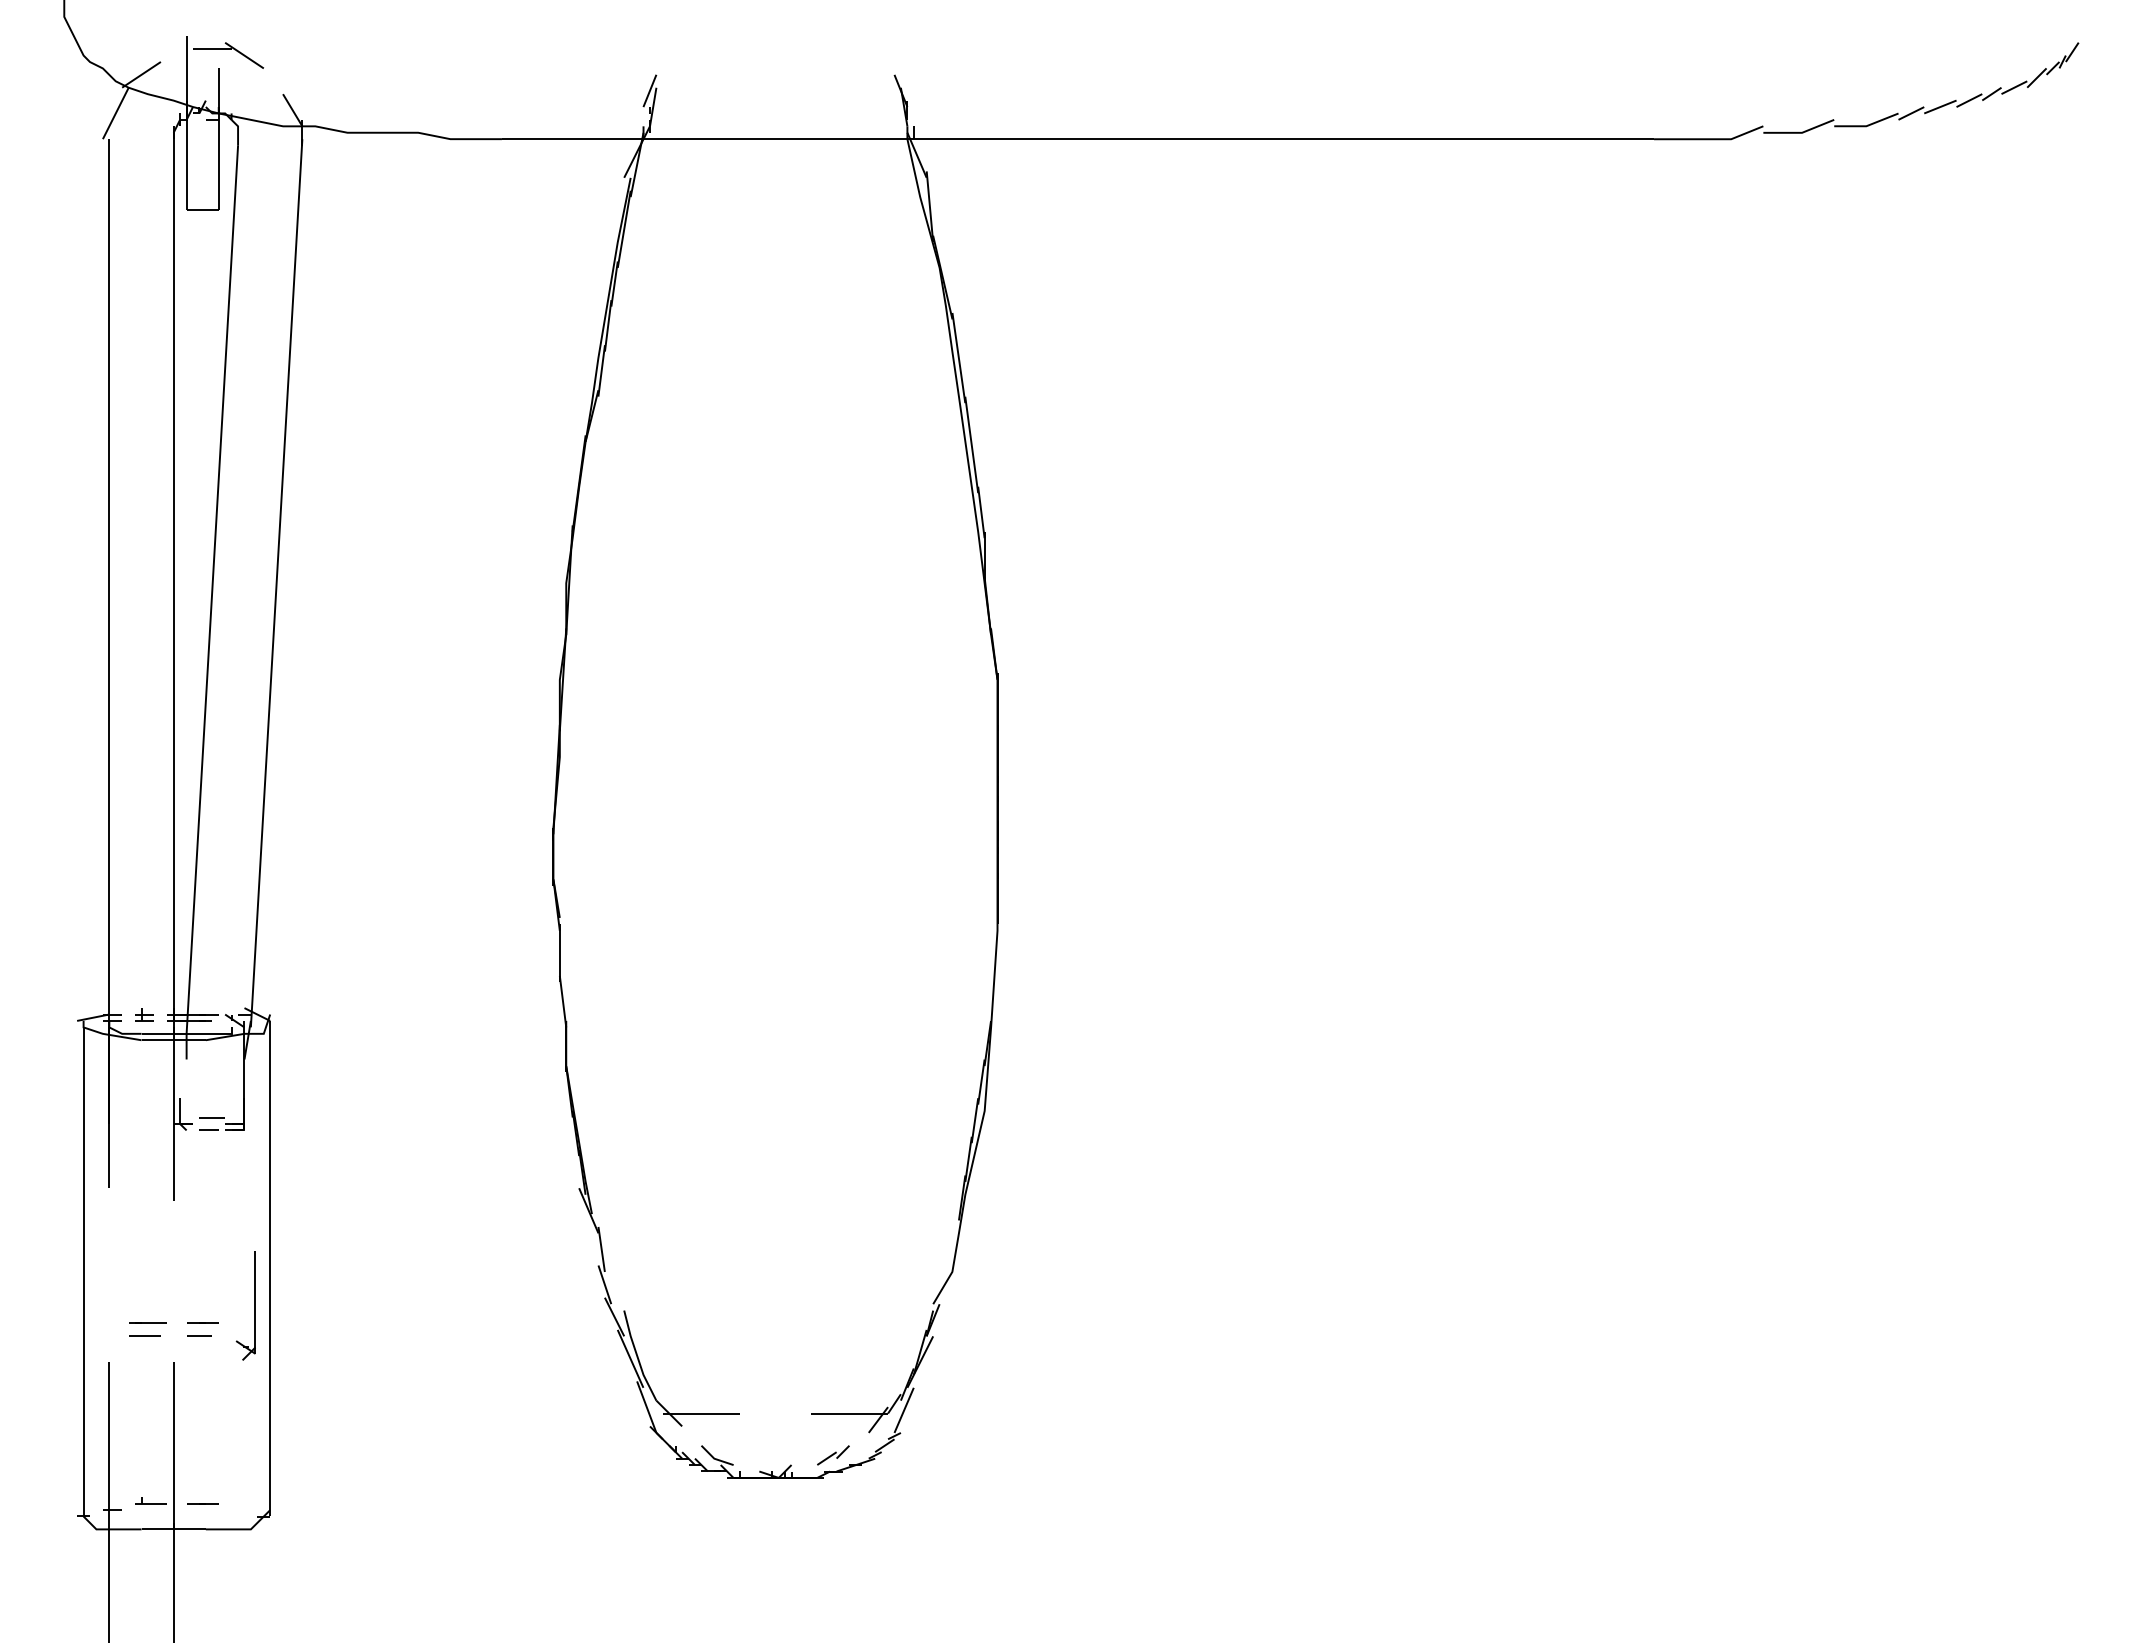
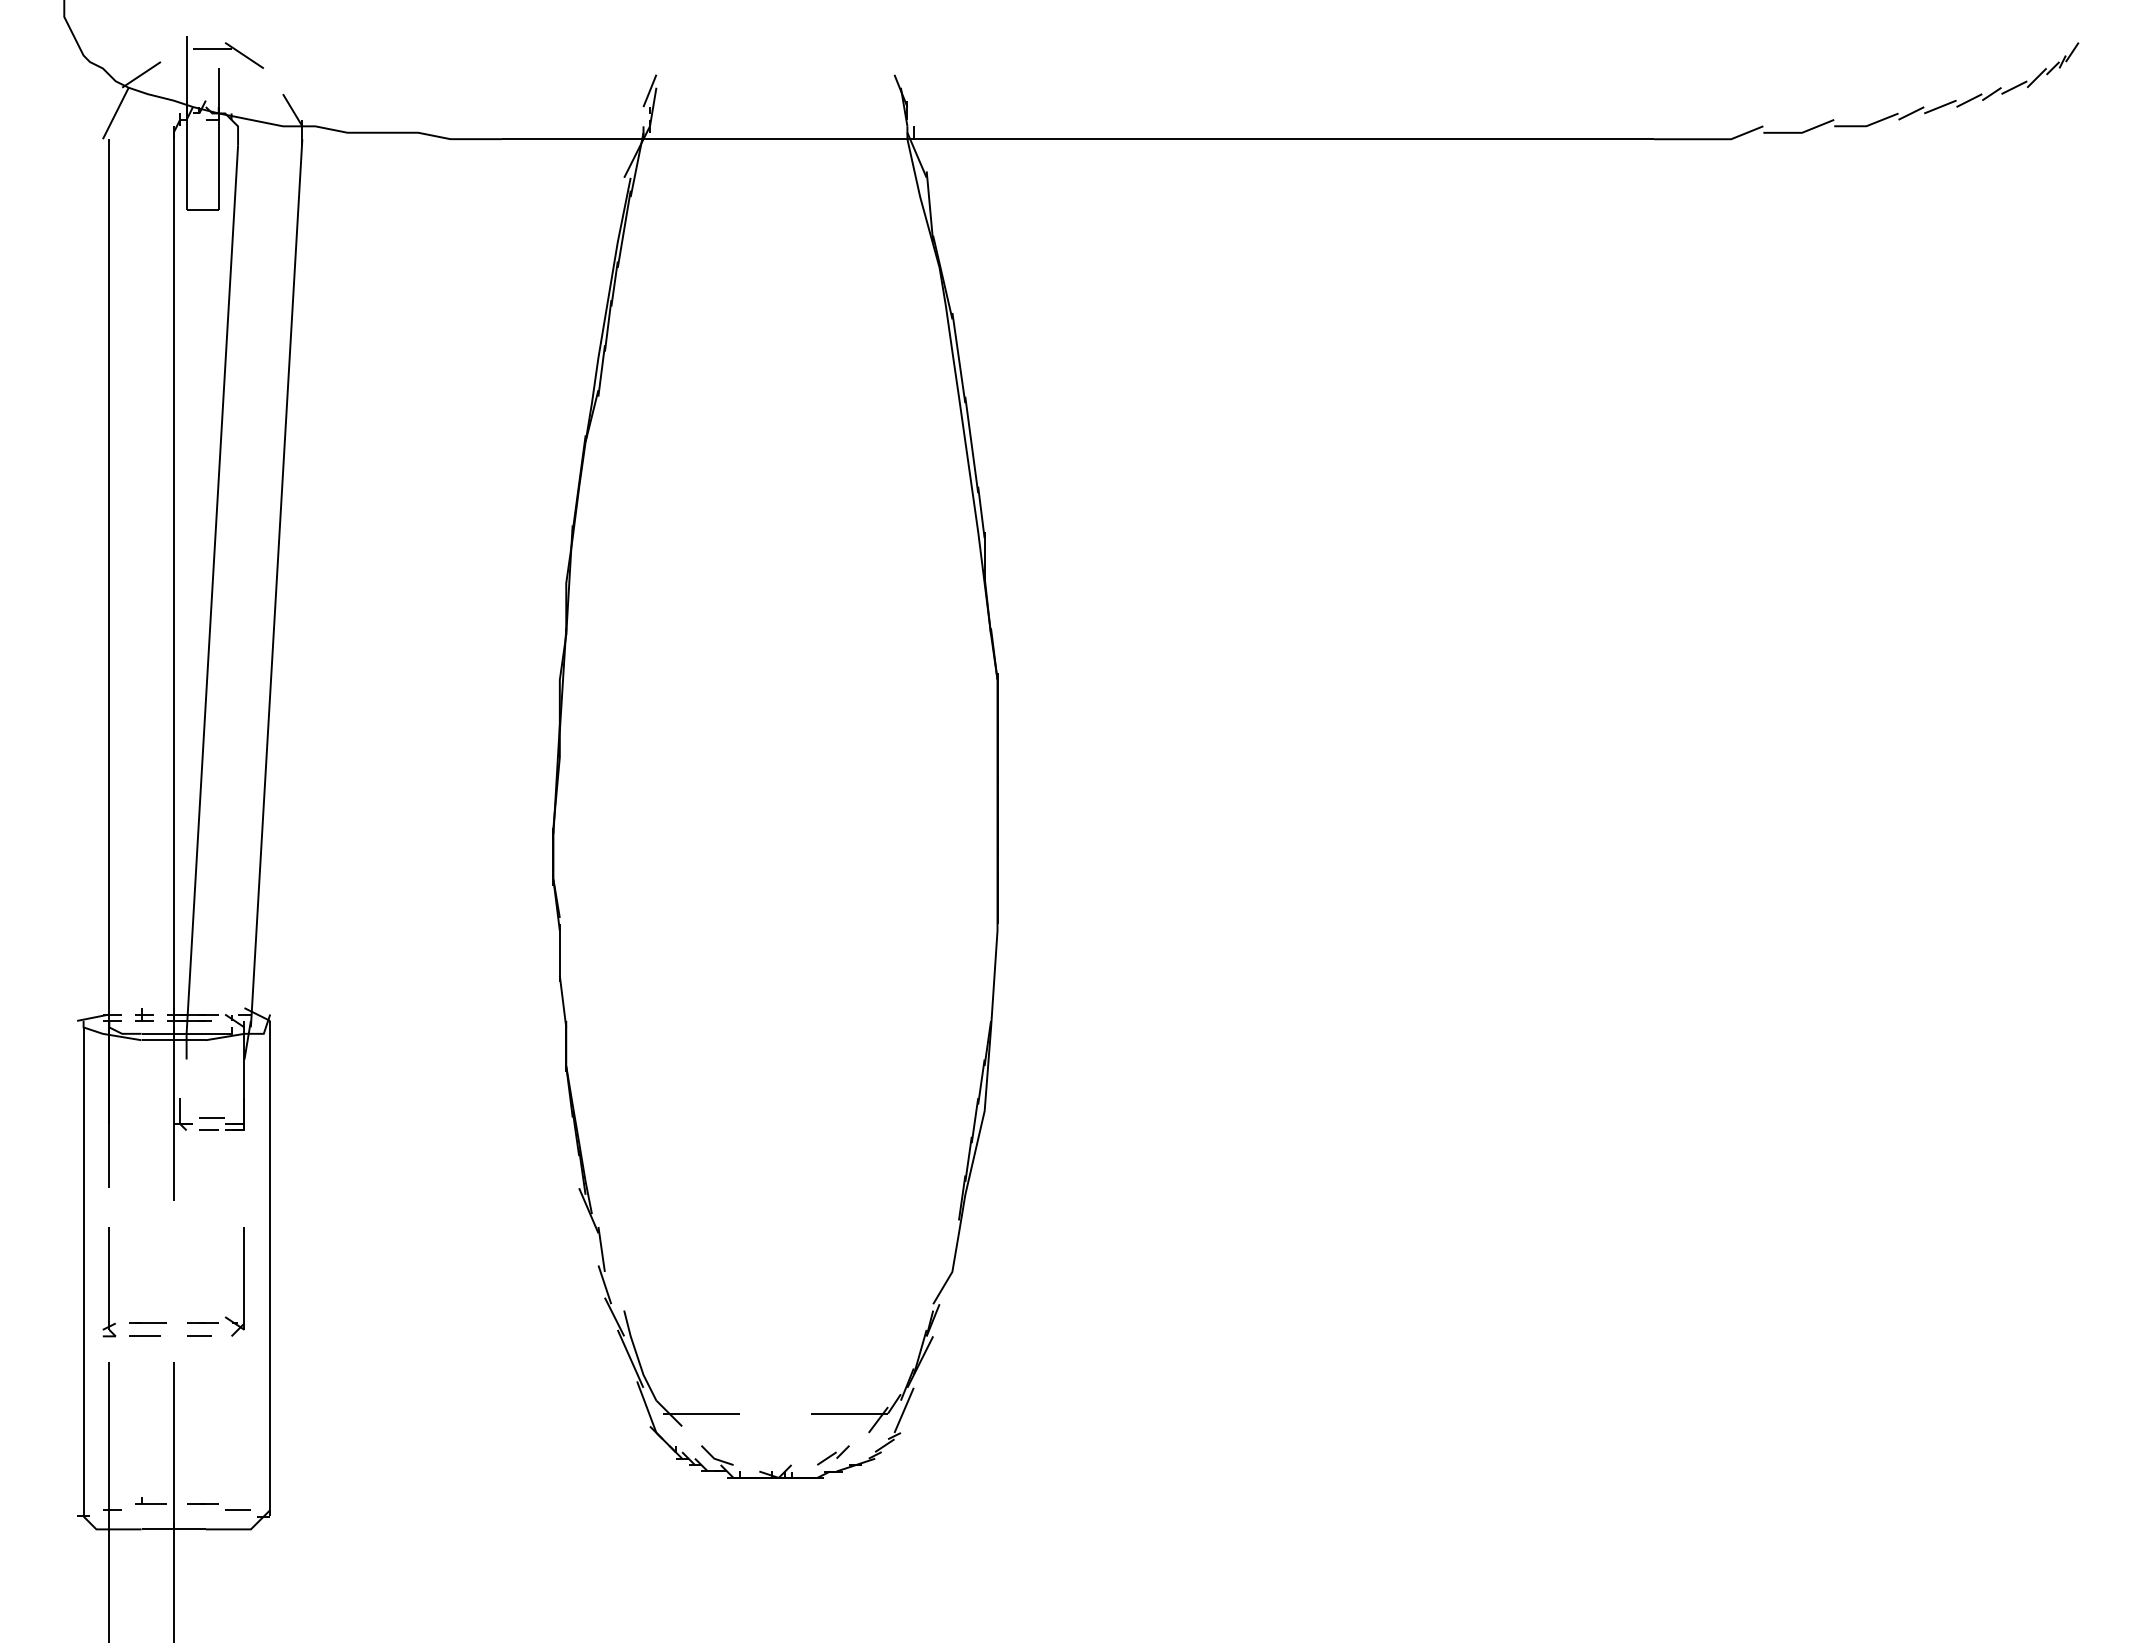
part: none -> present (109, 1282)
part position: (254, 1305) -> (243, 1281) (243, 1281)
line: none -> present (237, 1509)
